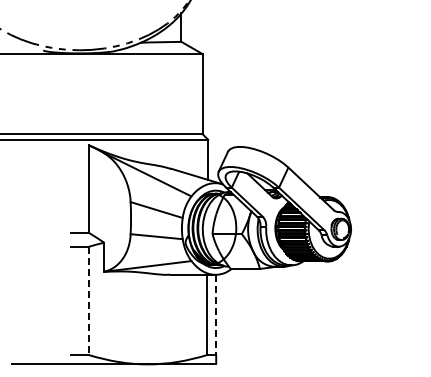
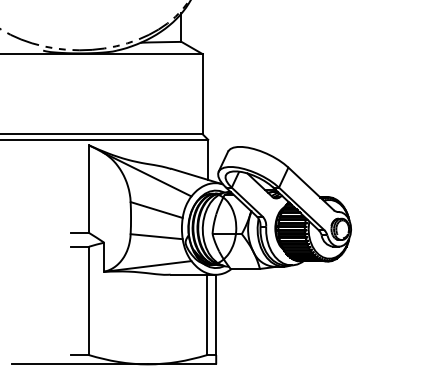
line: dashed -> solid (89, 301)
line: dashed -> solid (216, 315)
